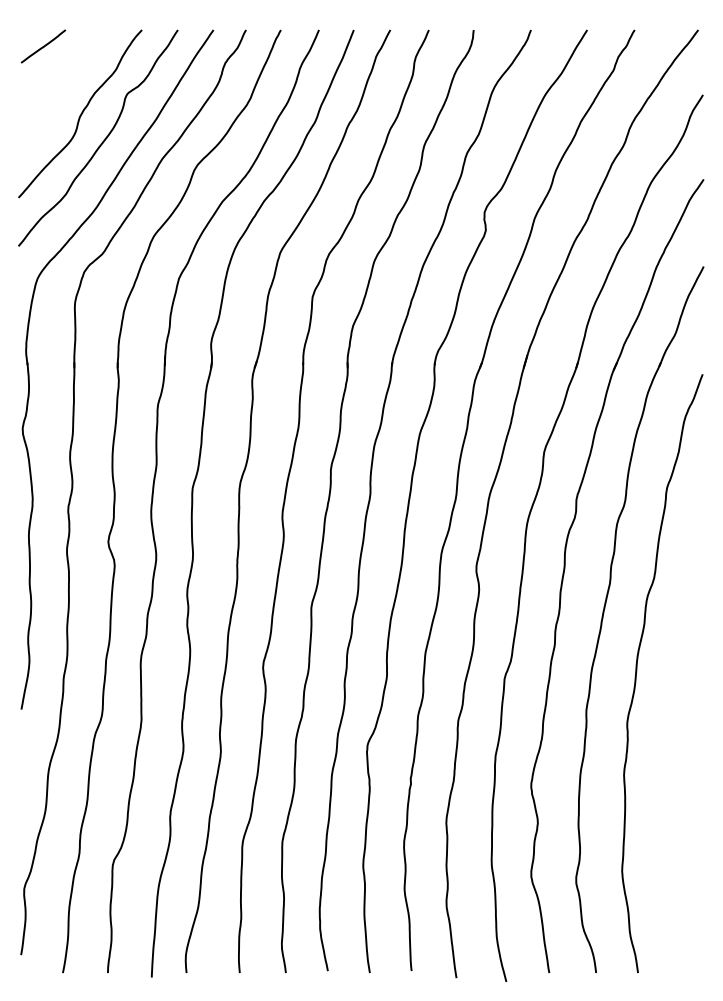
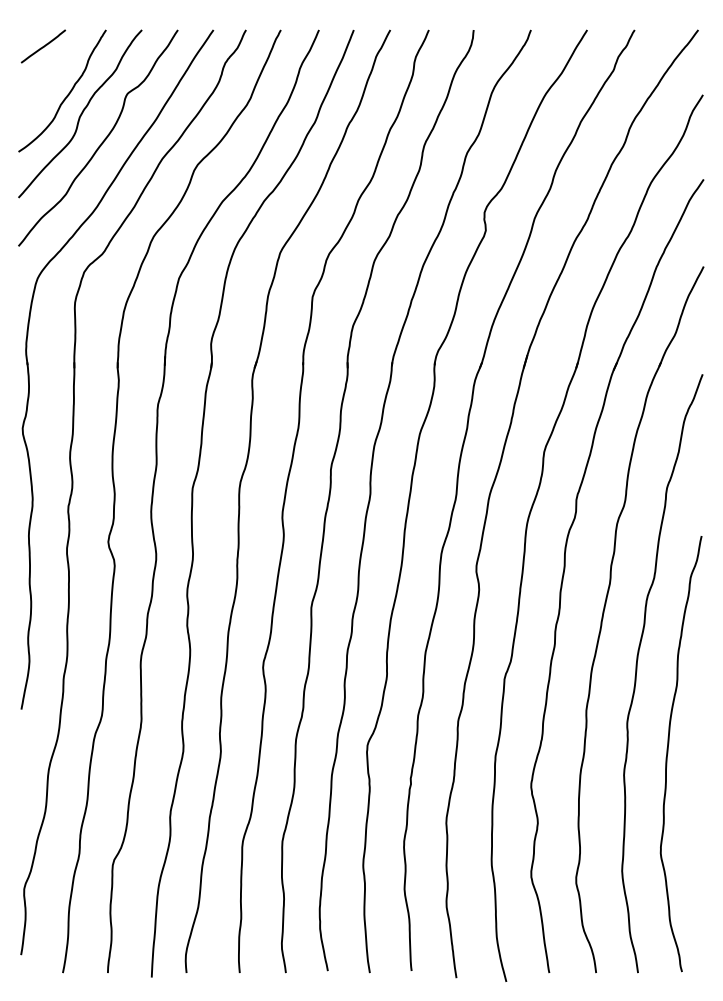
curve: none -> present (67, 94)
curve: none -> present (668, 753)
